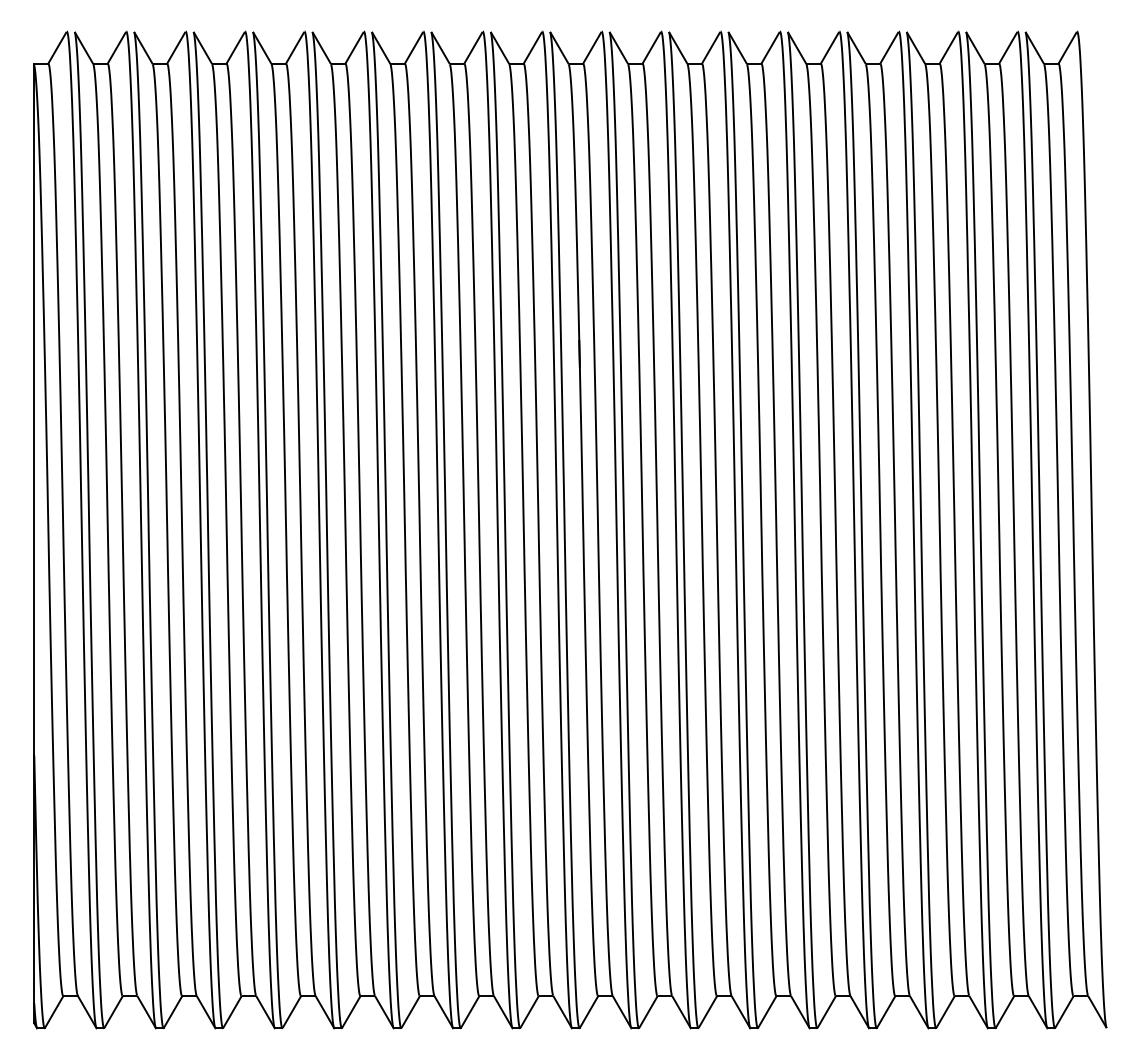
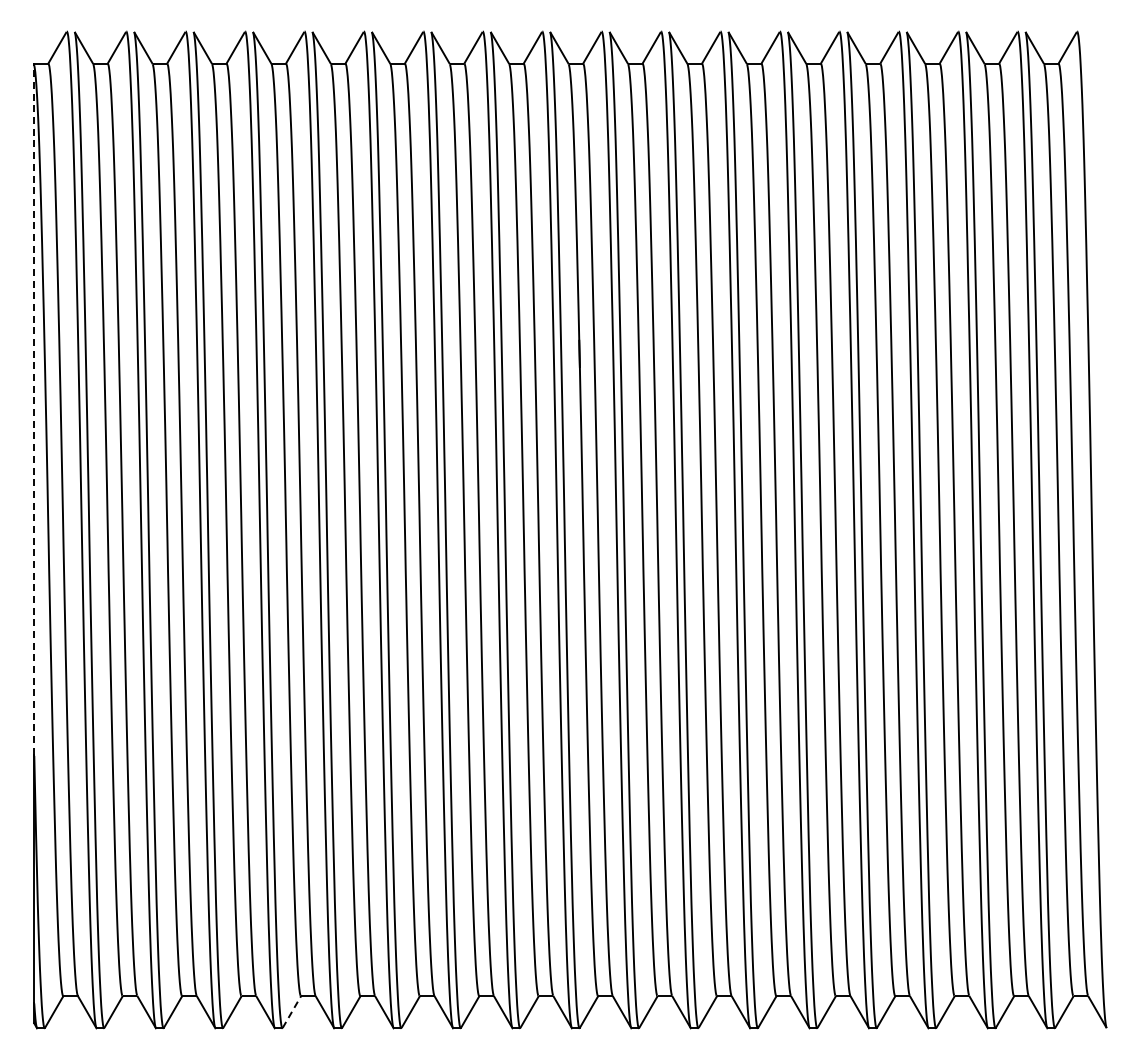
line: solid -> dashed (34, 410)
line: solid -> dashed (291, 1011)
